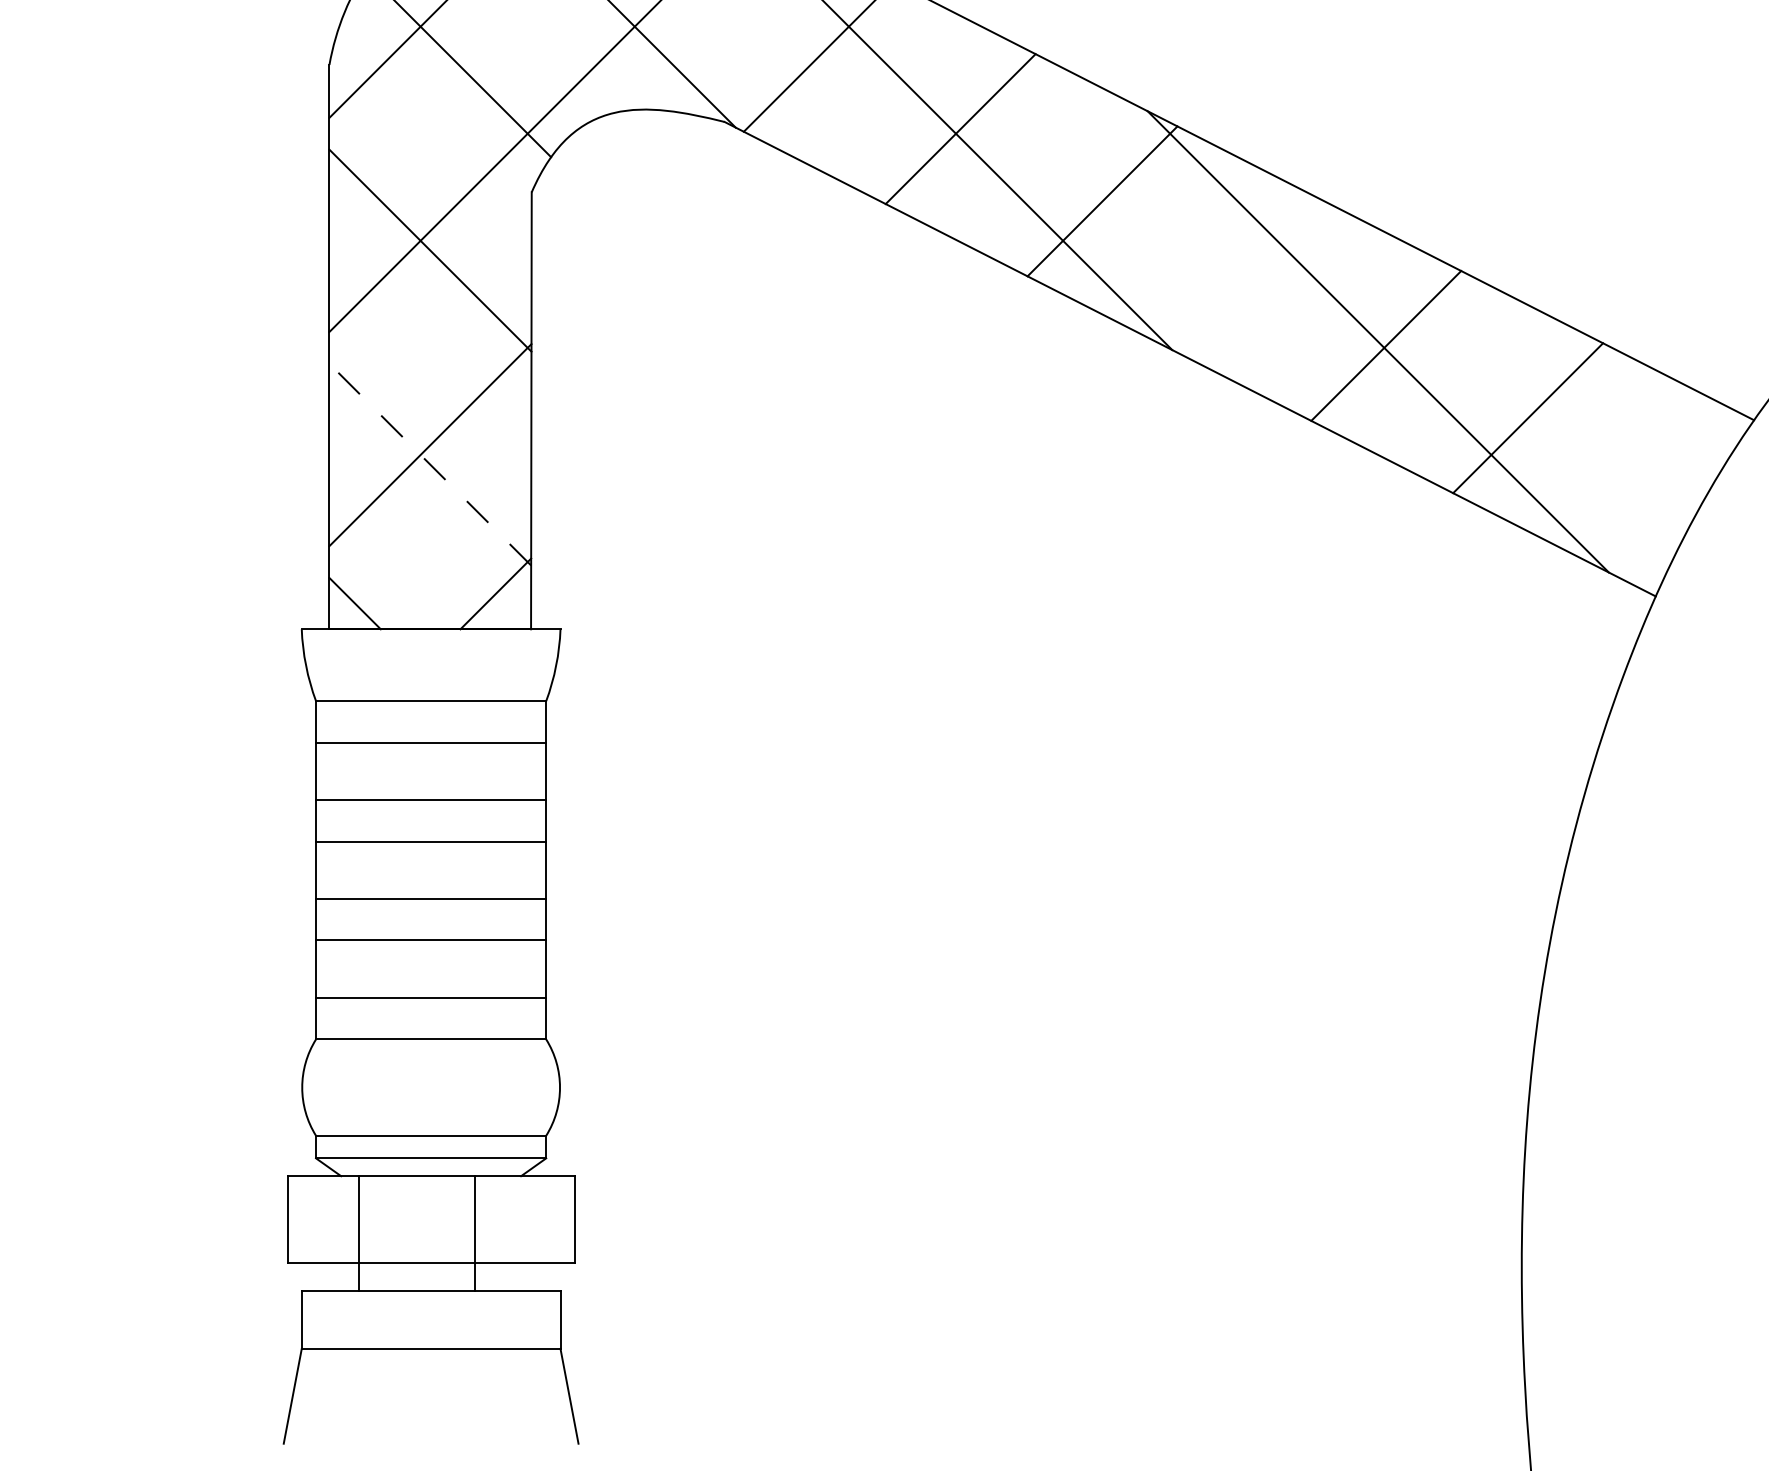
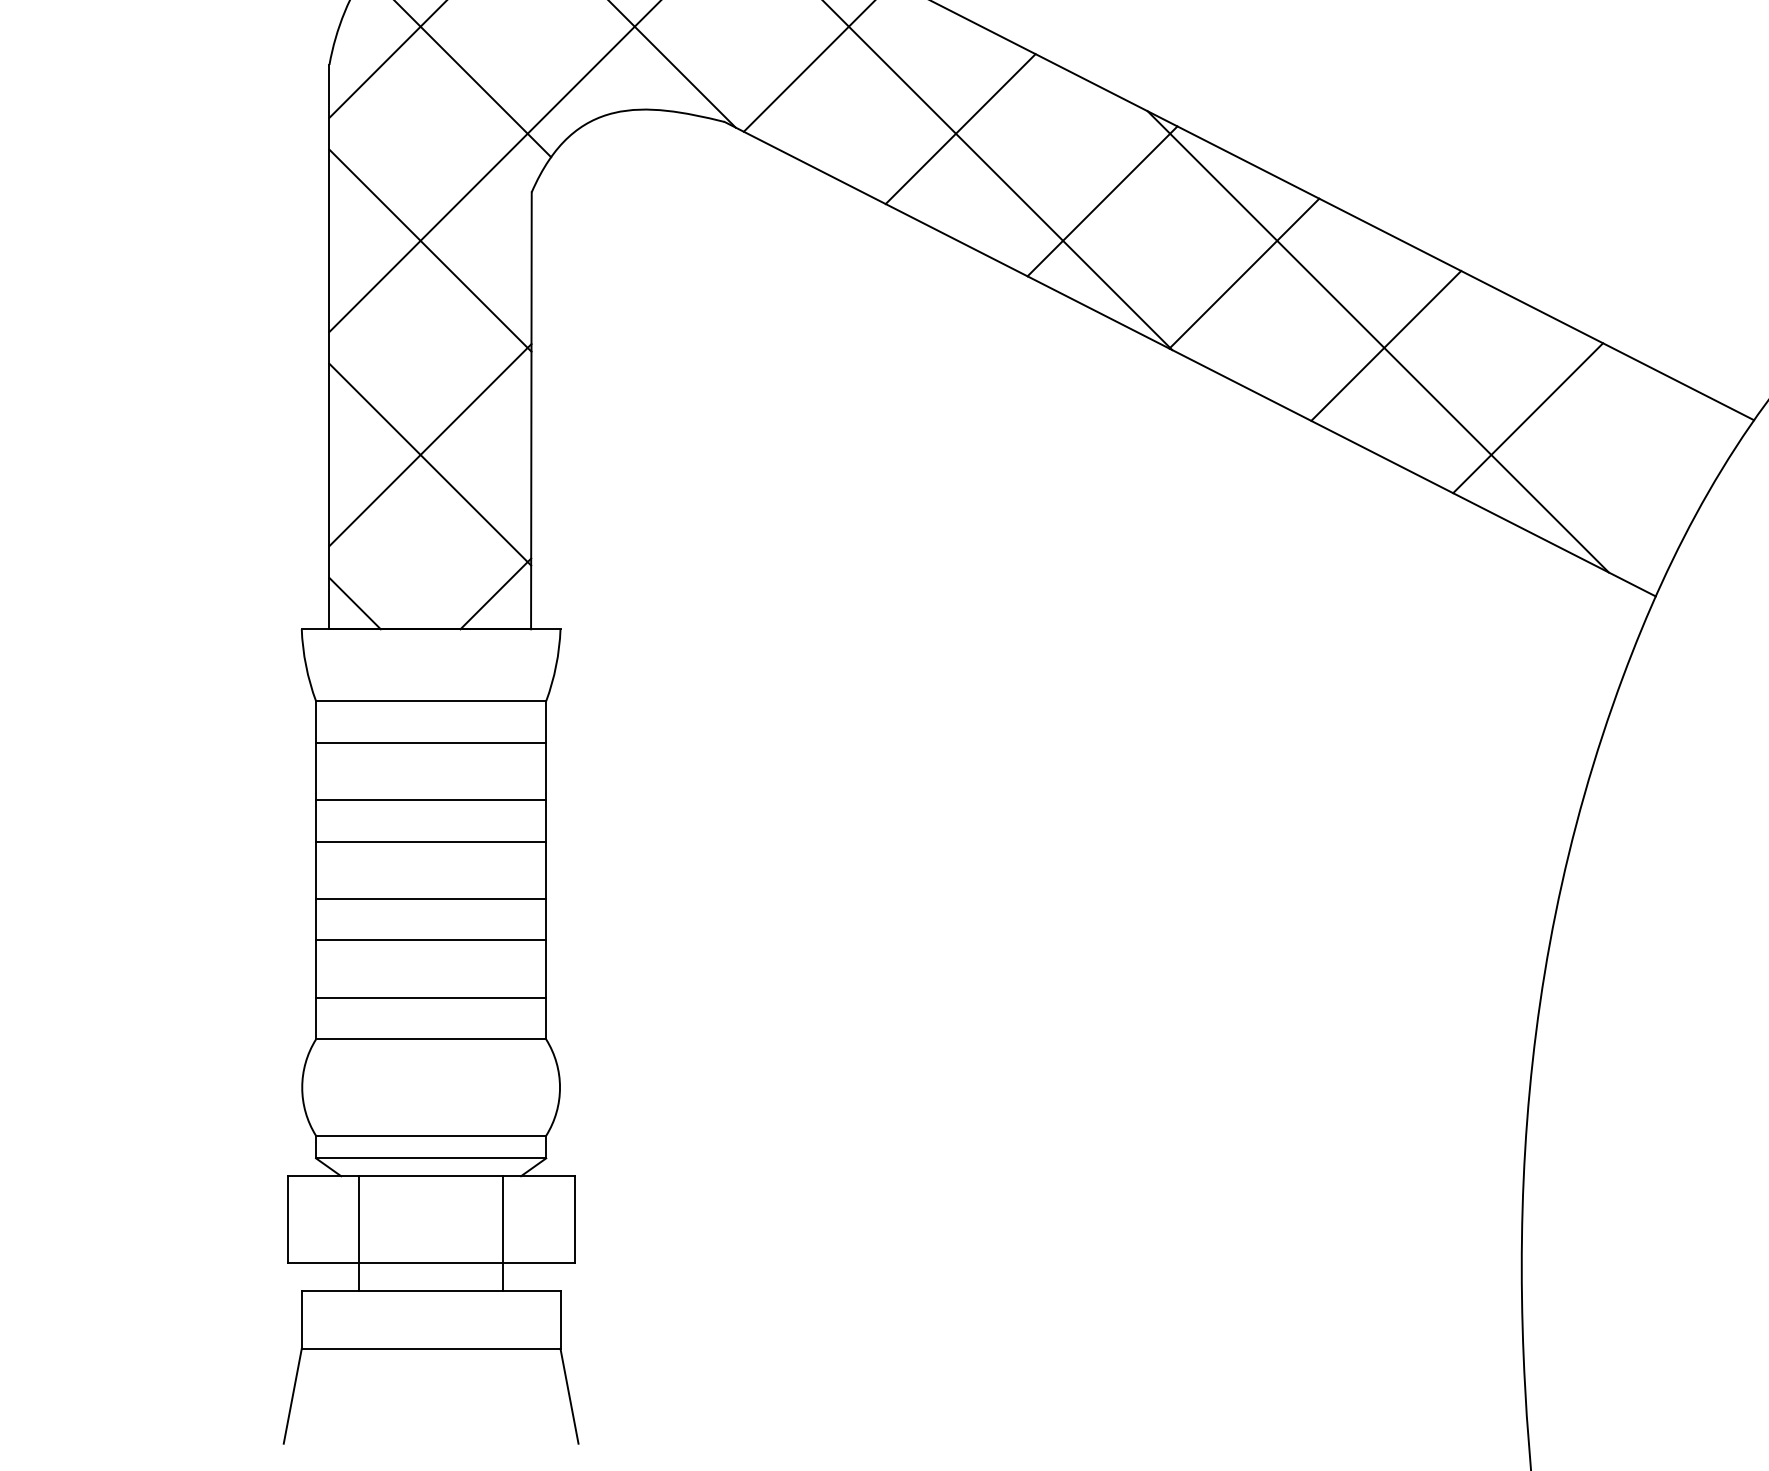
line: none -> present (1244, 273)
line: dashed -> solid (430, 464)
line position: (474, 1233) -> (502, 1233) (502, 1233)
